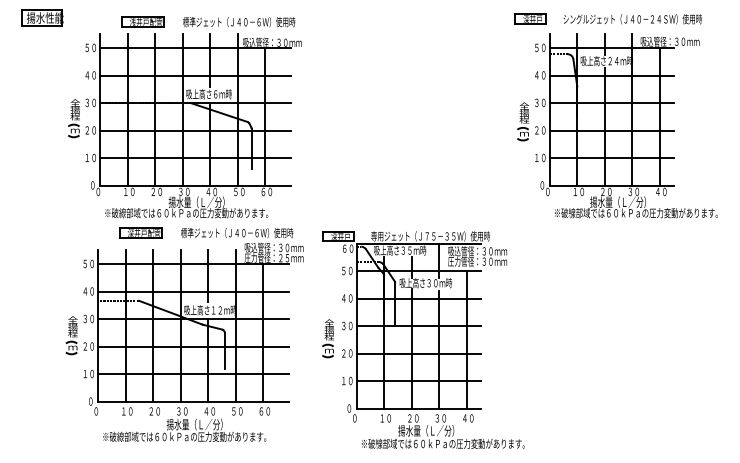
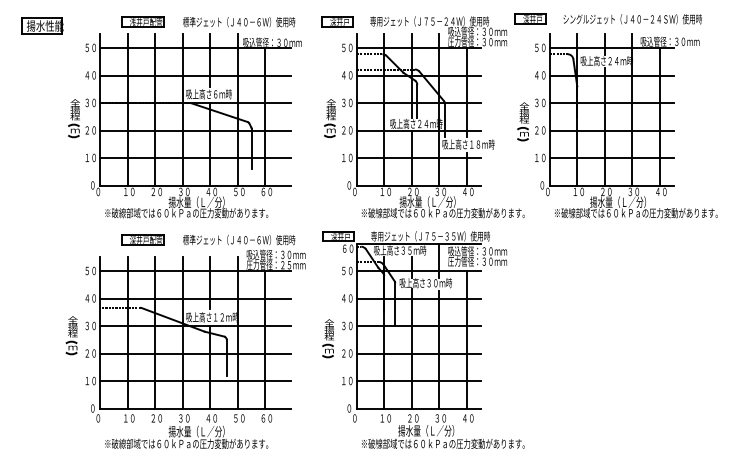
part position: (42, 17) -> (42, 25) (42, 25)
part: none -> present (422, 117)
part position: (193, 334) -> (195, 341) (195, 341)
